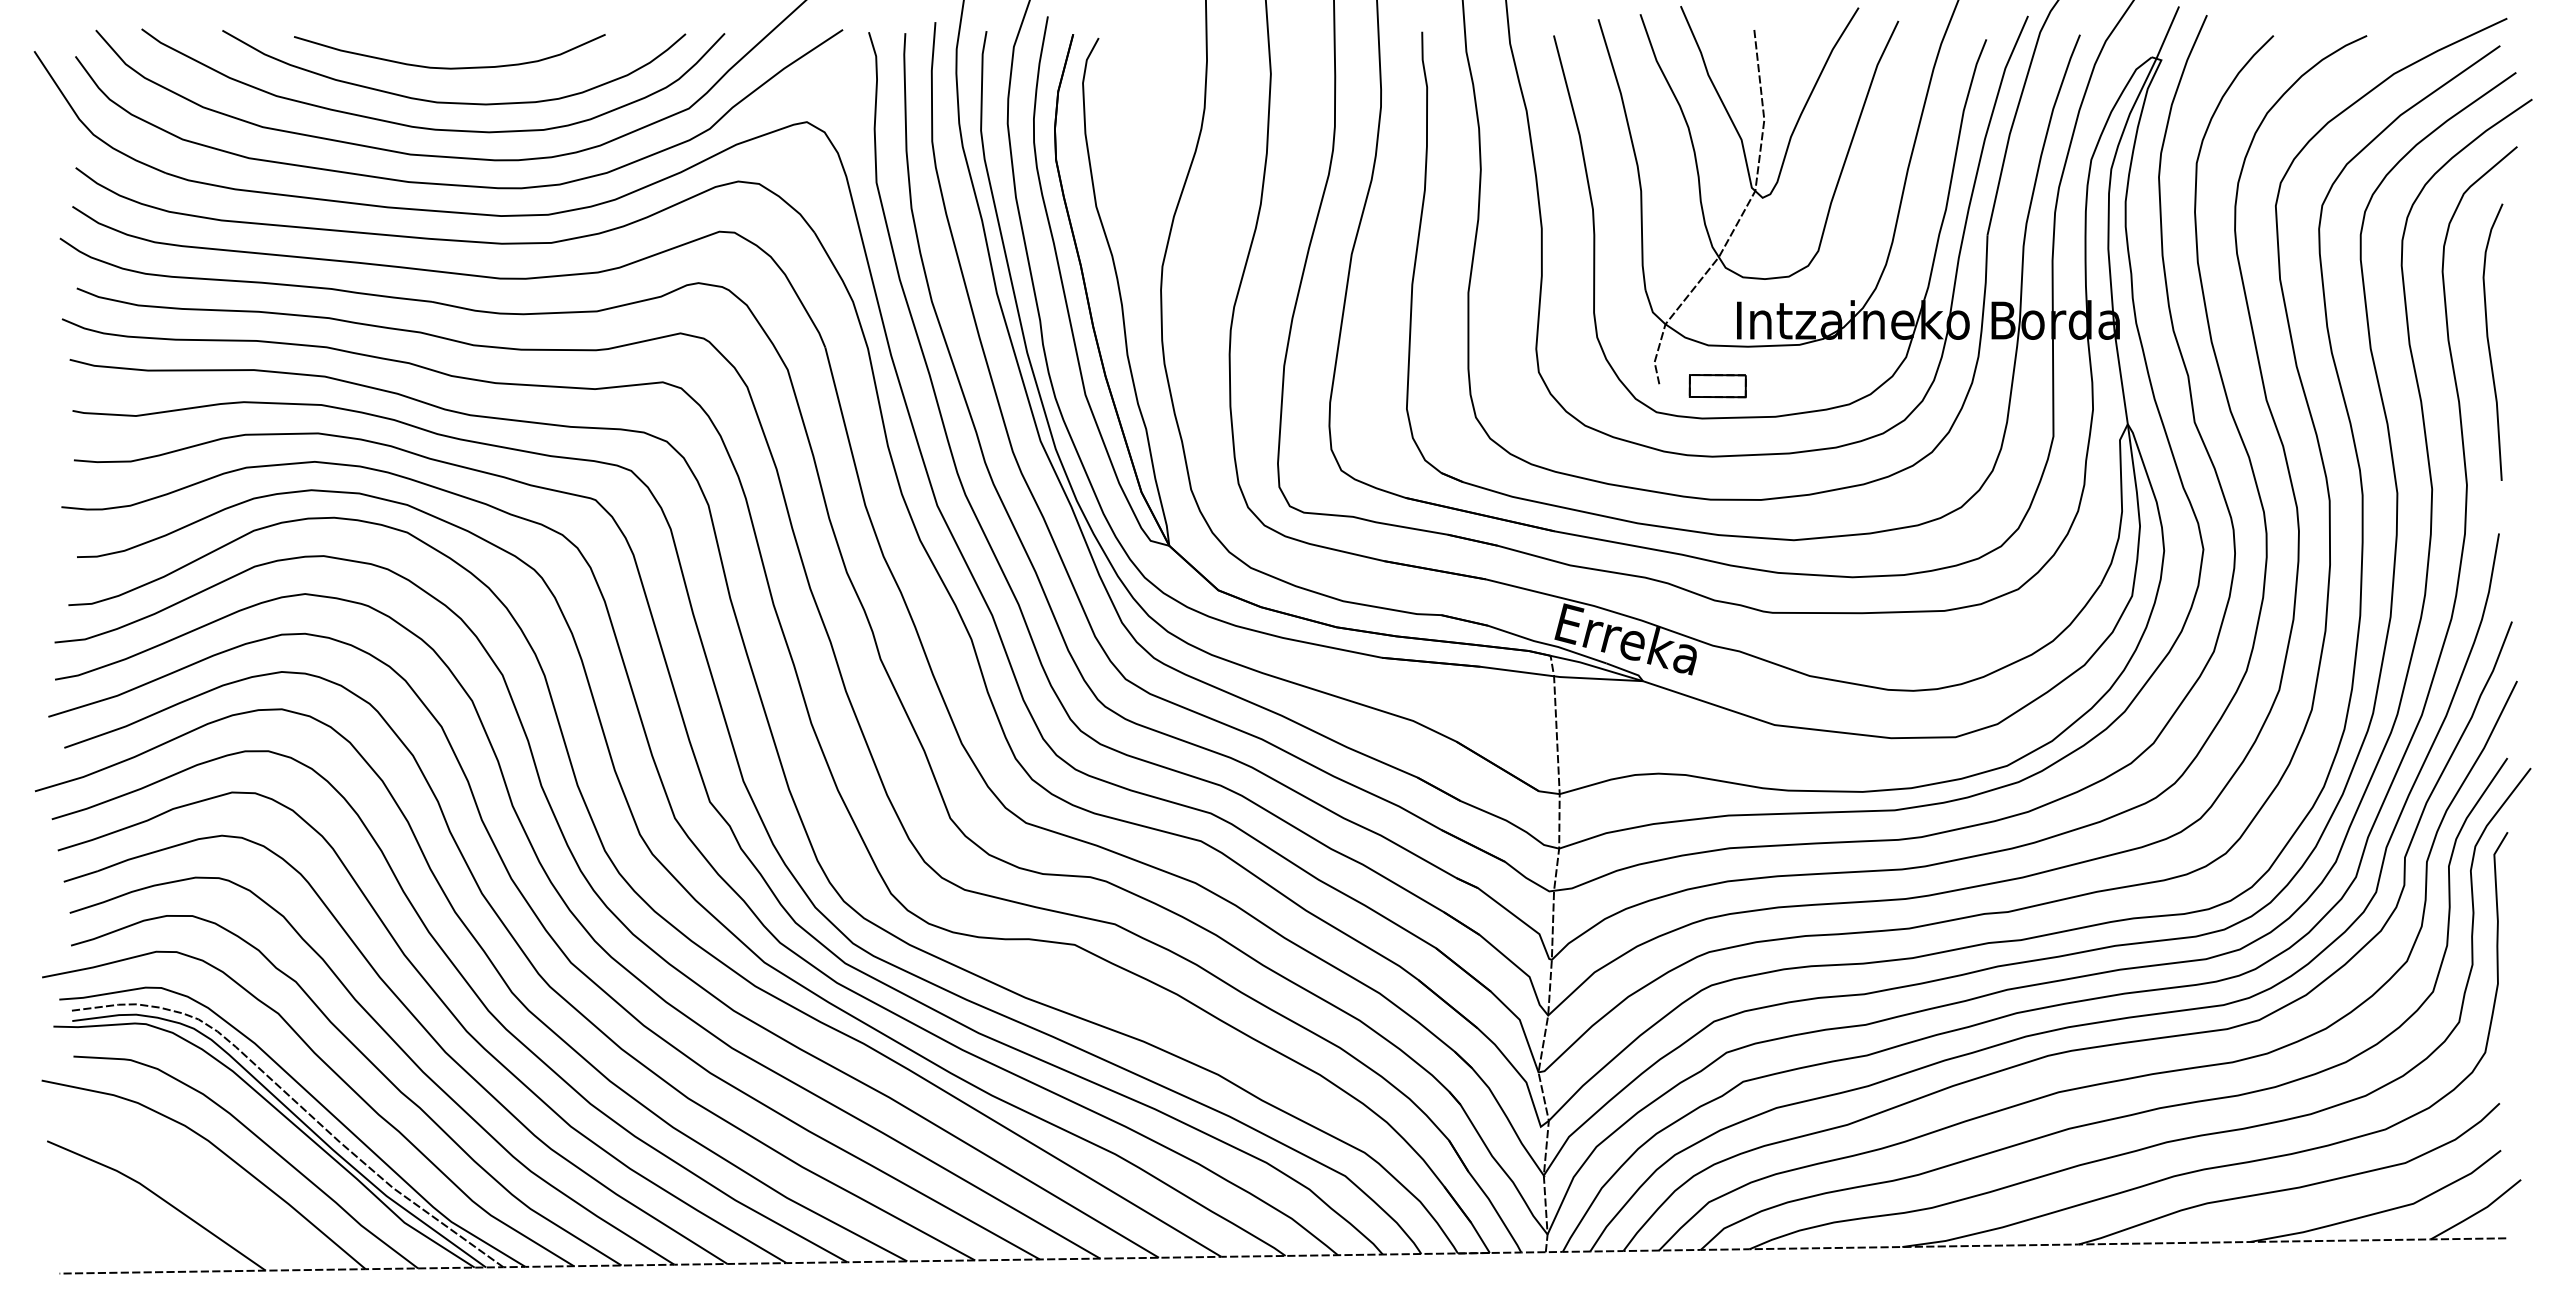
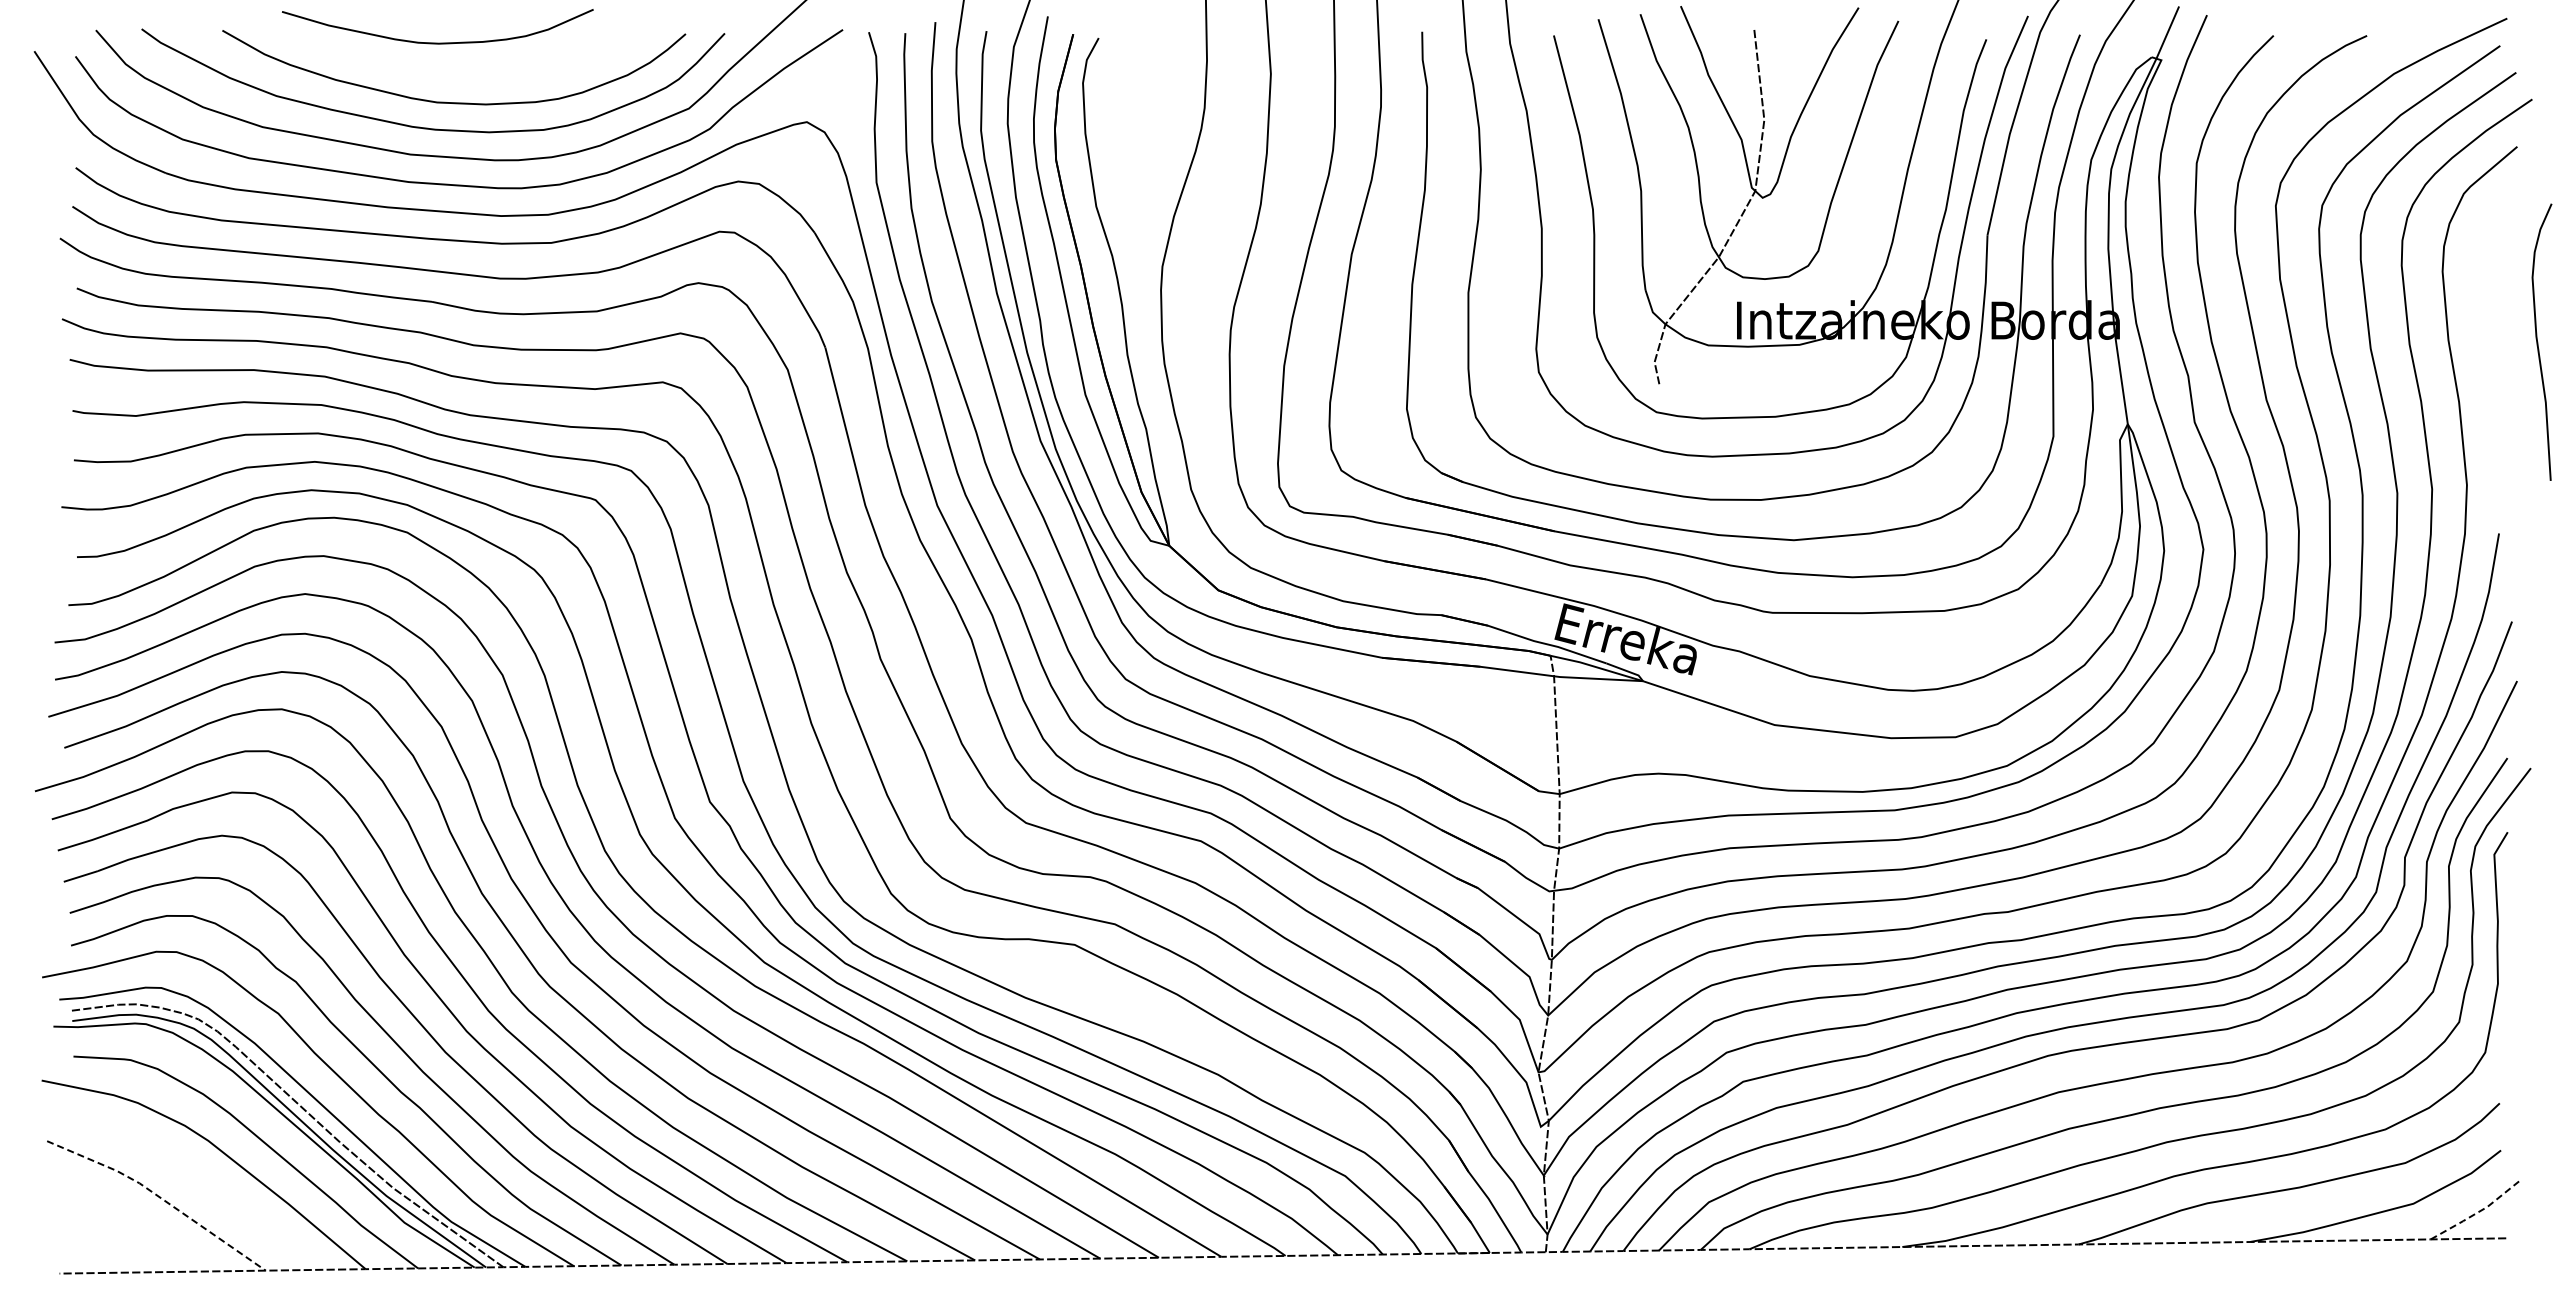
curve position: (449, 67) -> (437, 42) (437, 42)
curve position: (2489, 342) -> (2538, 342) (2538, 342)
part: present -> none (1717, 386)
line: solid -> dashed (160, 1197)
line: solid -> dashed (2478, 1212)
